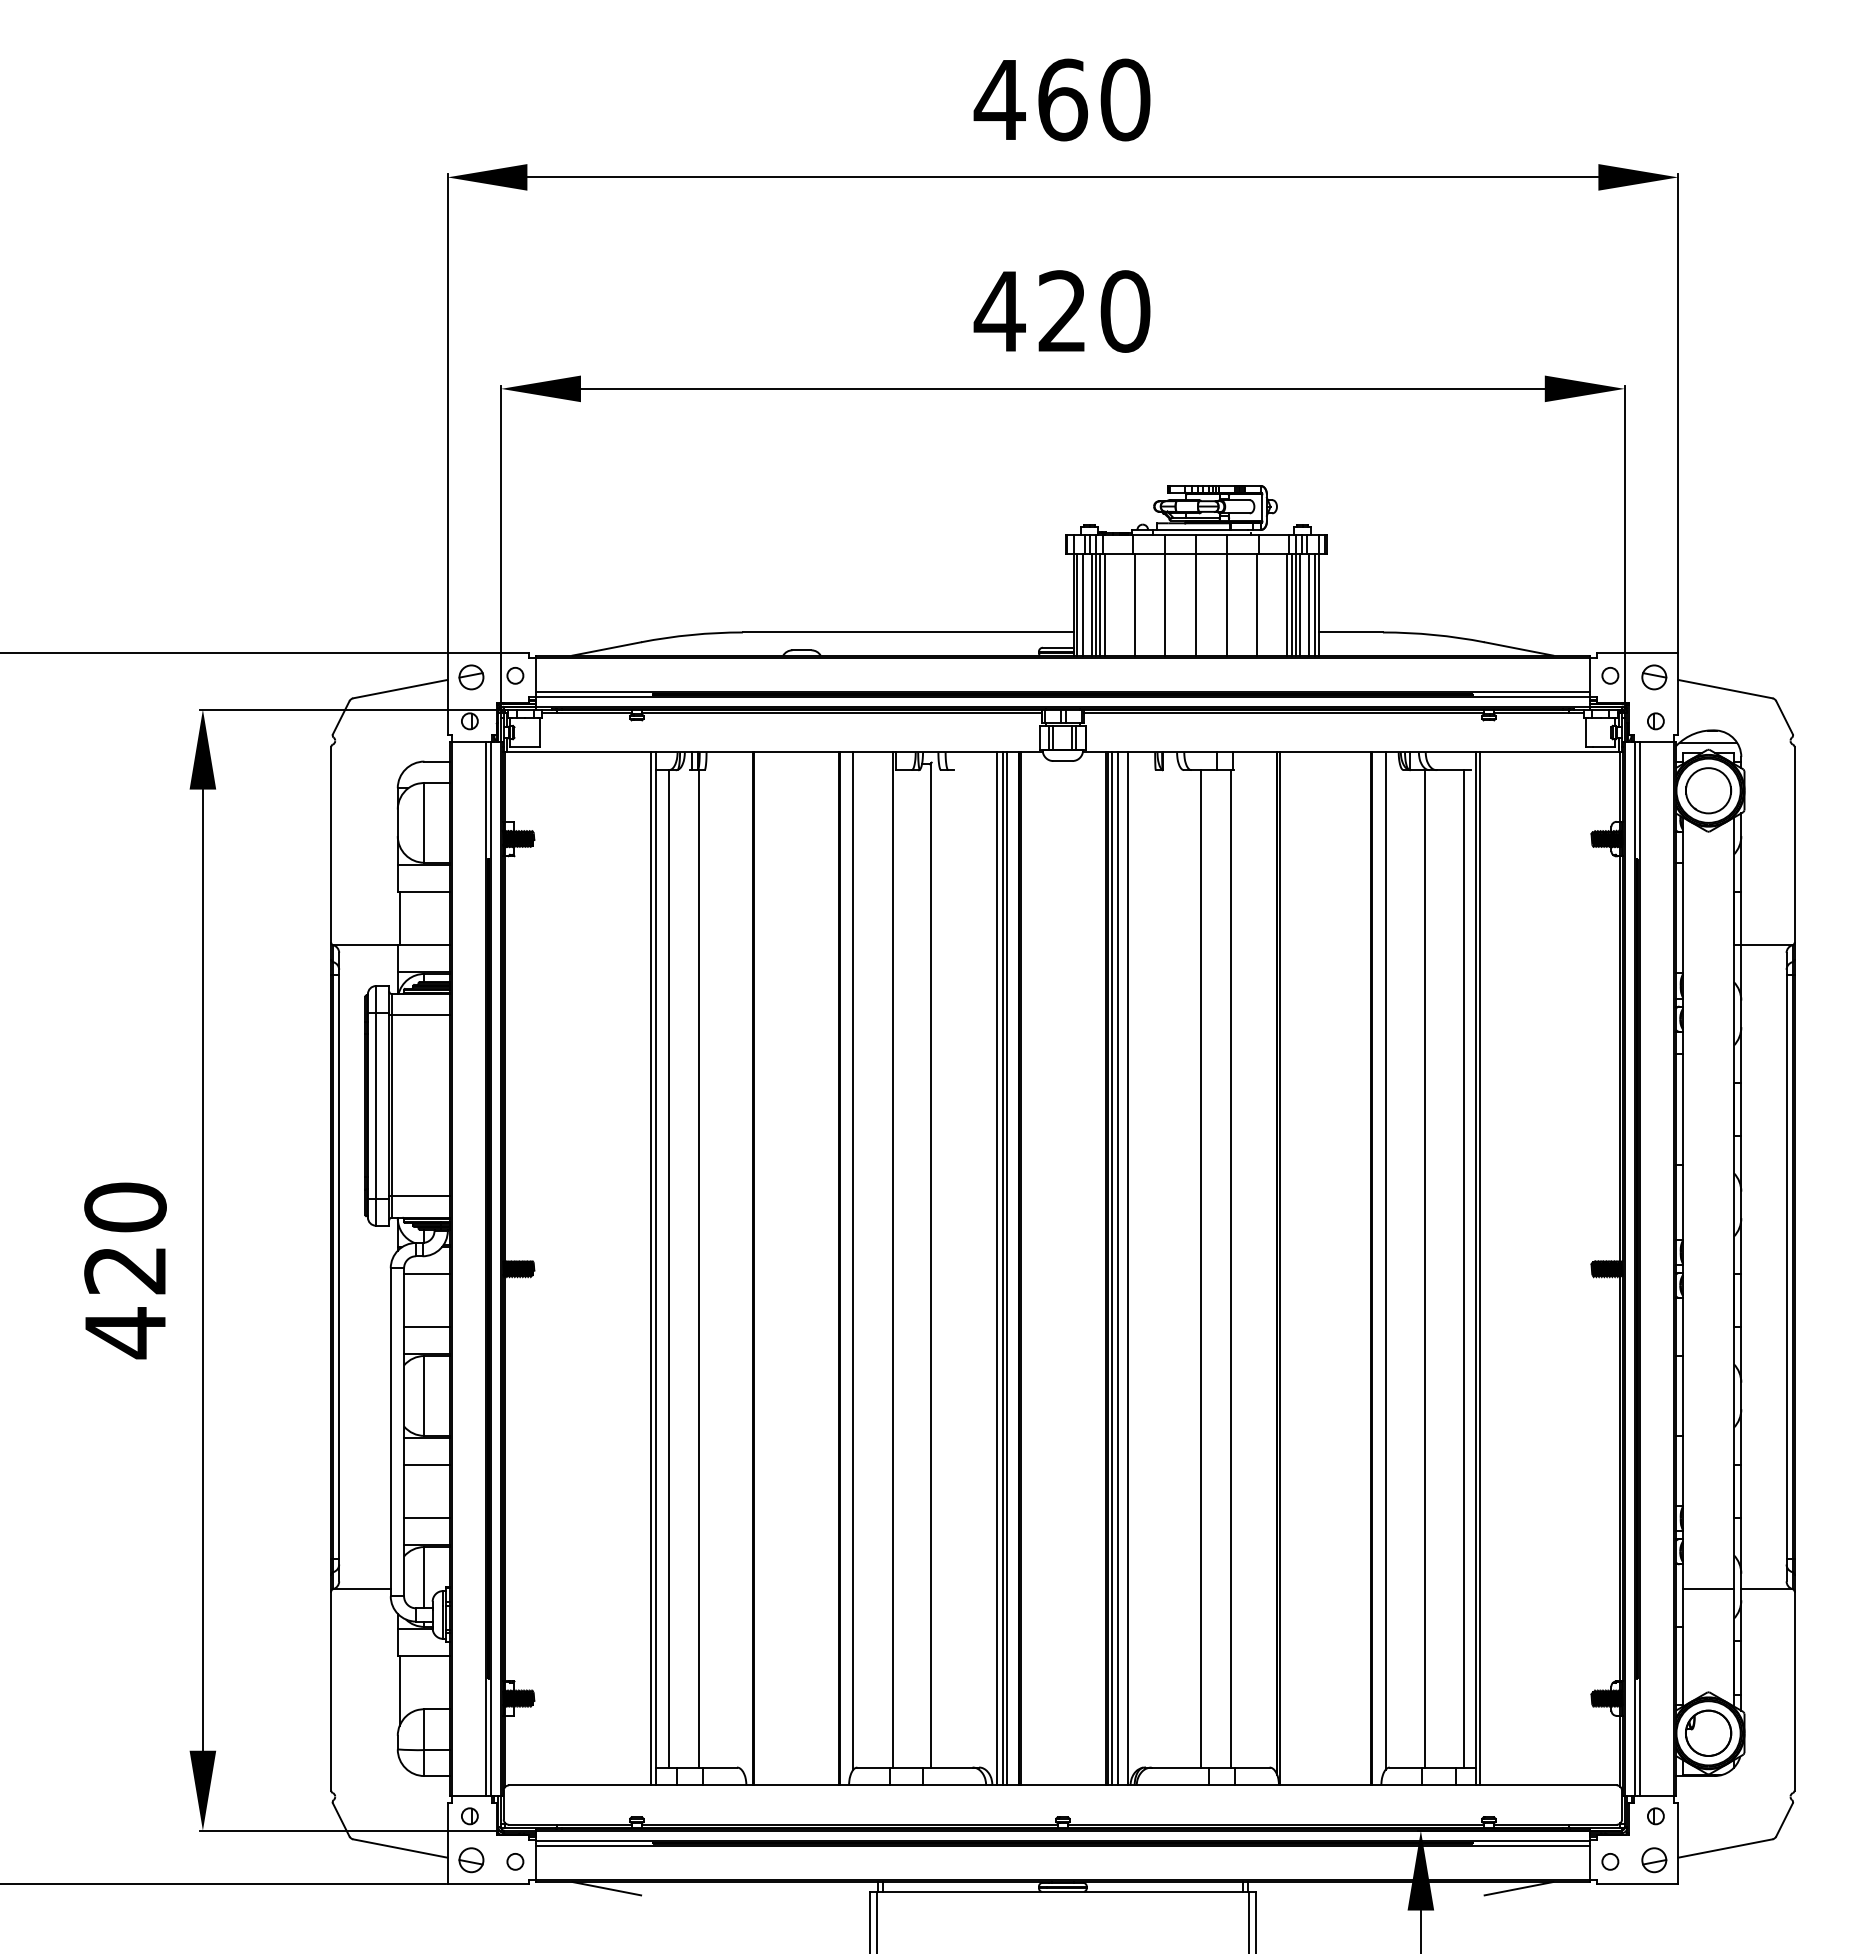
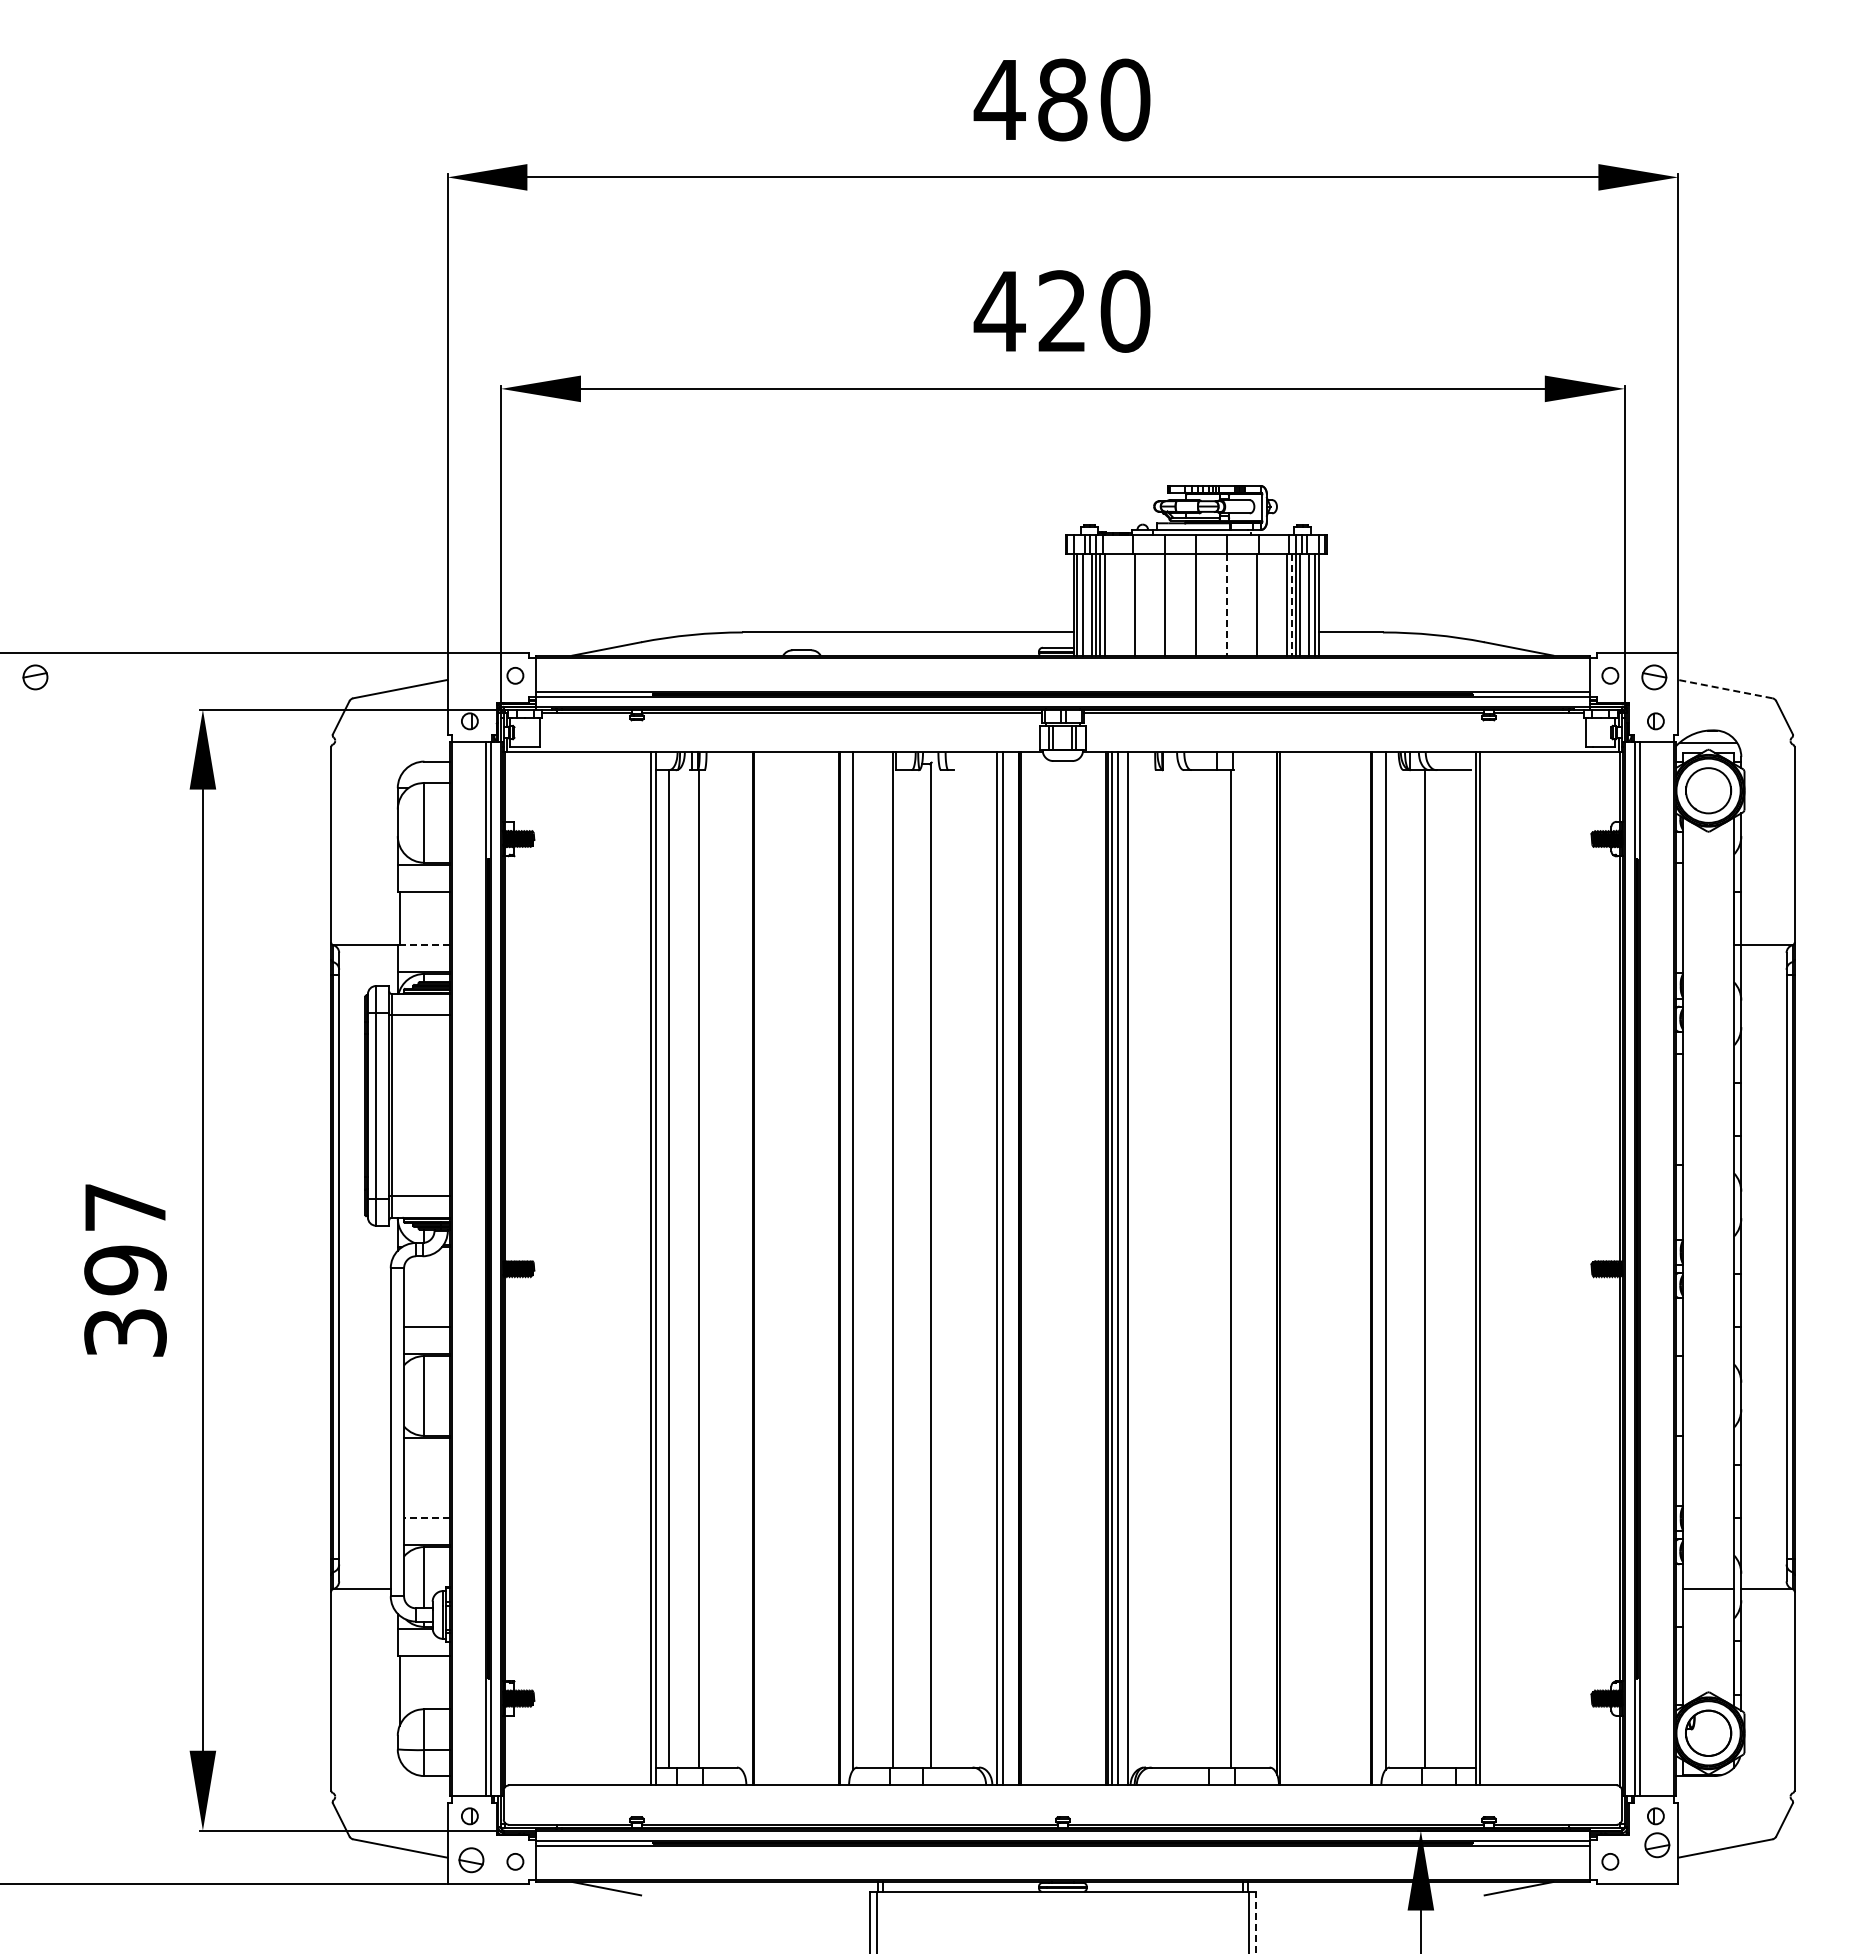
text: 460 -> 480 (1063, 99)
line: solid -> dashed (1226, 604)
line: solid -> dashed (1291, 604)
part position: (471, 677) -> (35, 677) (35, 677)
line: solid -> dashed (1724, 689)
line: solid -> dashed (425, 944)
line: present -> none (1006, 1268)
line: present -> none (1201, 1268)
line: present -> none (1464, 1268)
text: 420 -> 397 (125, 1270)
line: present -> none (426, 1273)
line: present -> none (426, 1464)
line: solid -> dashed (426, 1518)
part position: (1654, 1860) -> (1657, 1845) (1657, 1845)
line: solid -> dashed (1255, 1922)
